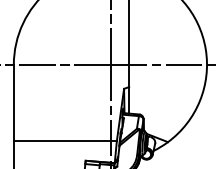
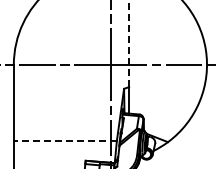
line: solid -> dashed (129, 44)
line: solid -> dashed (65, 141)
